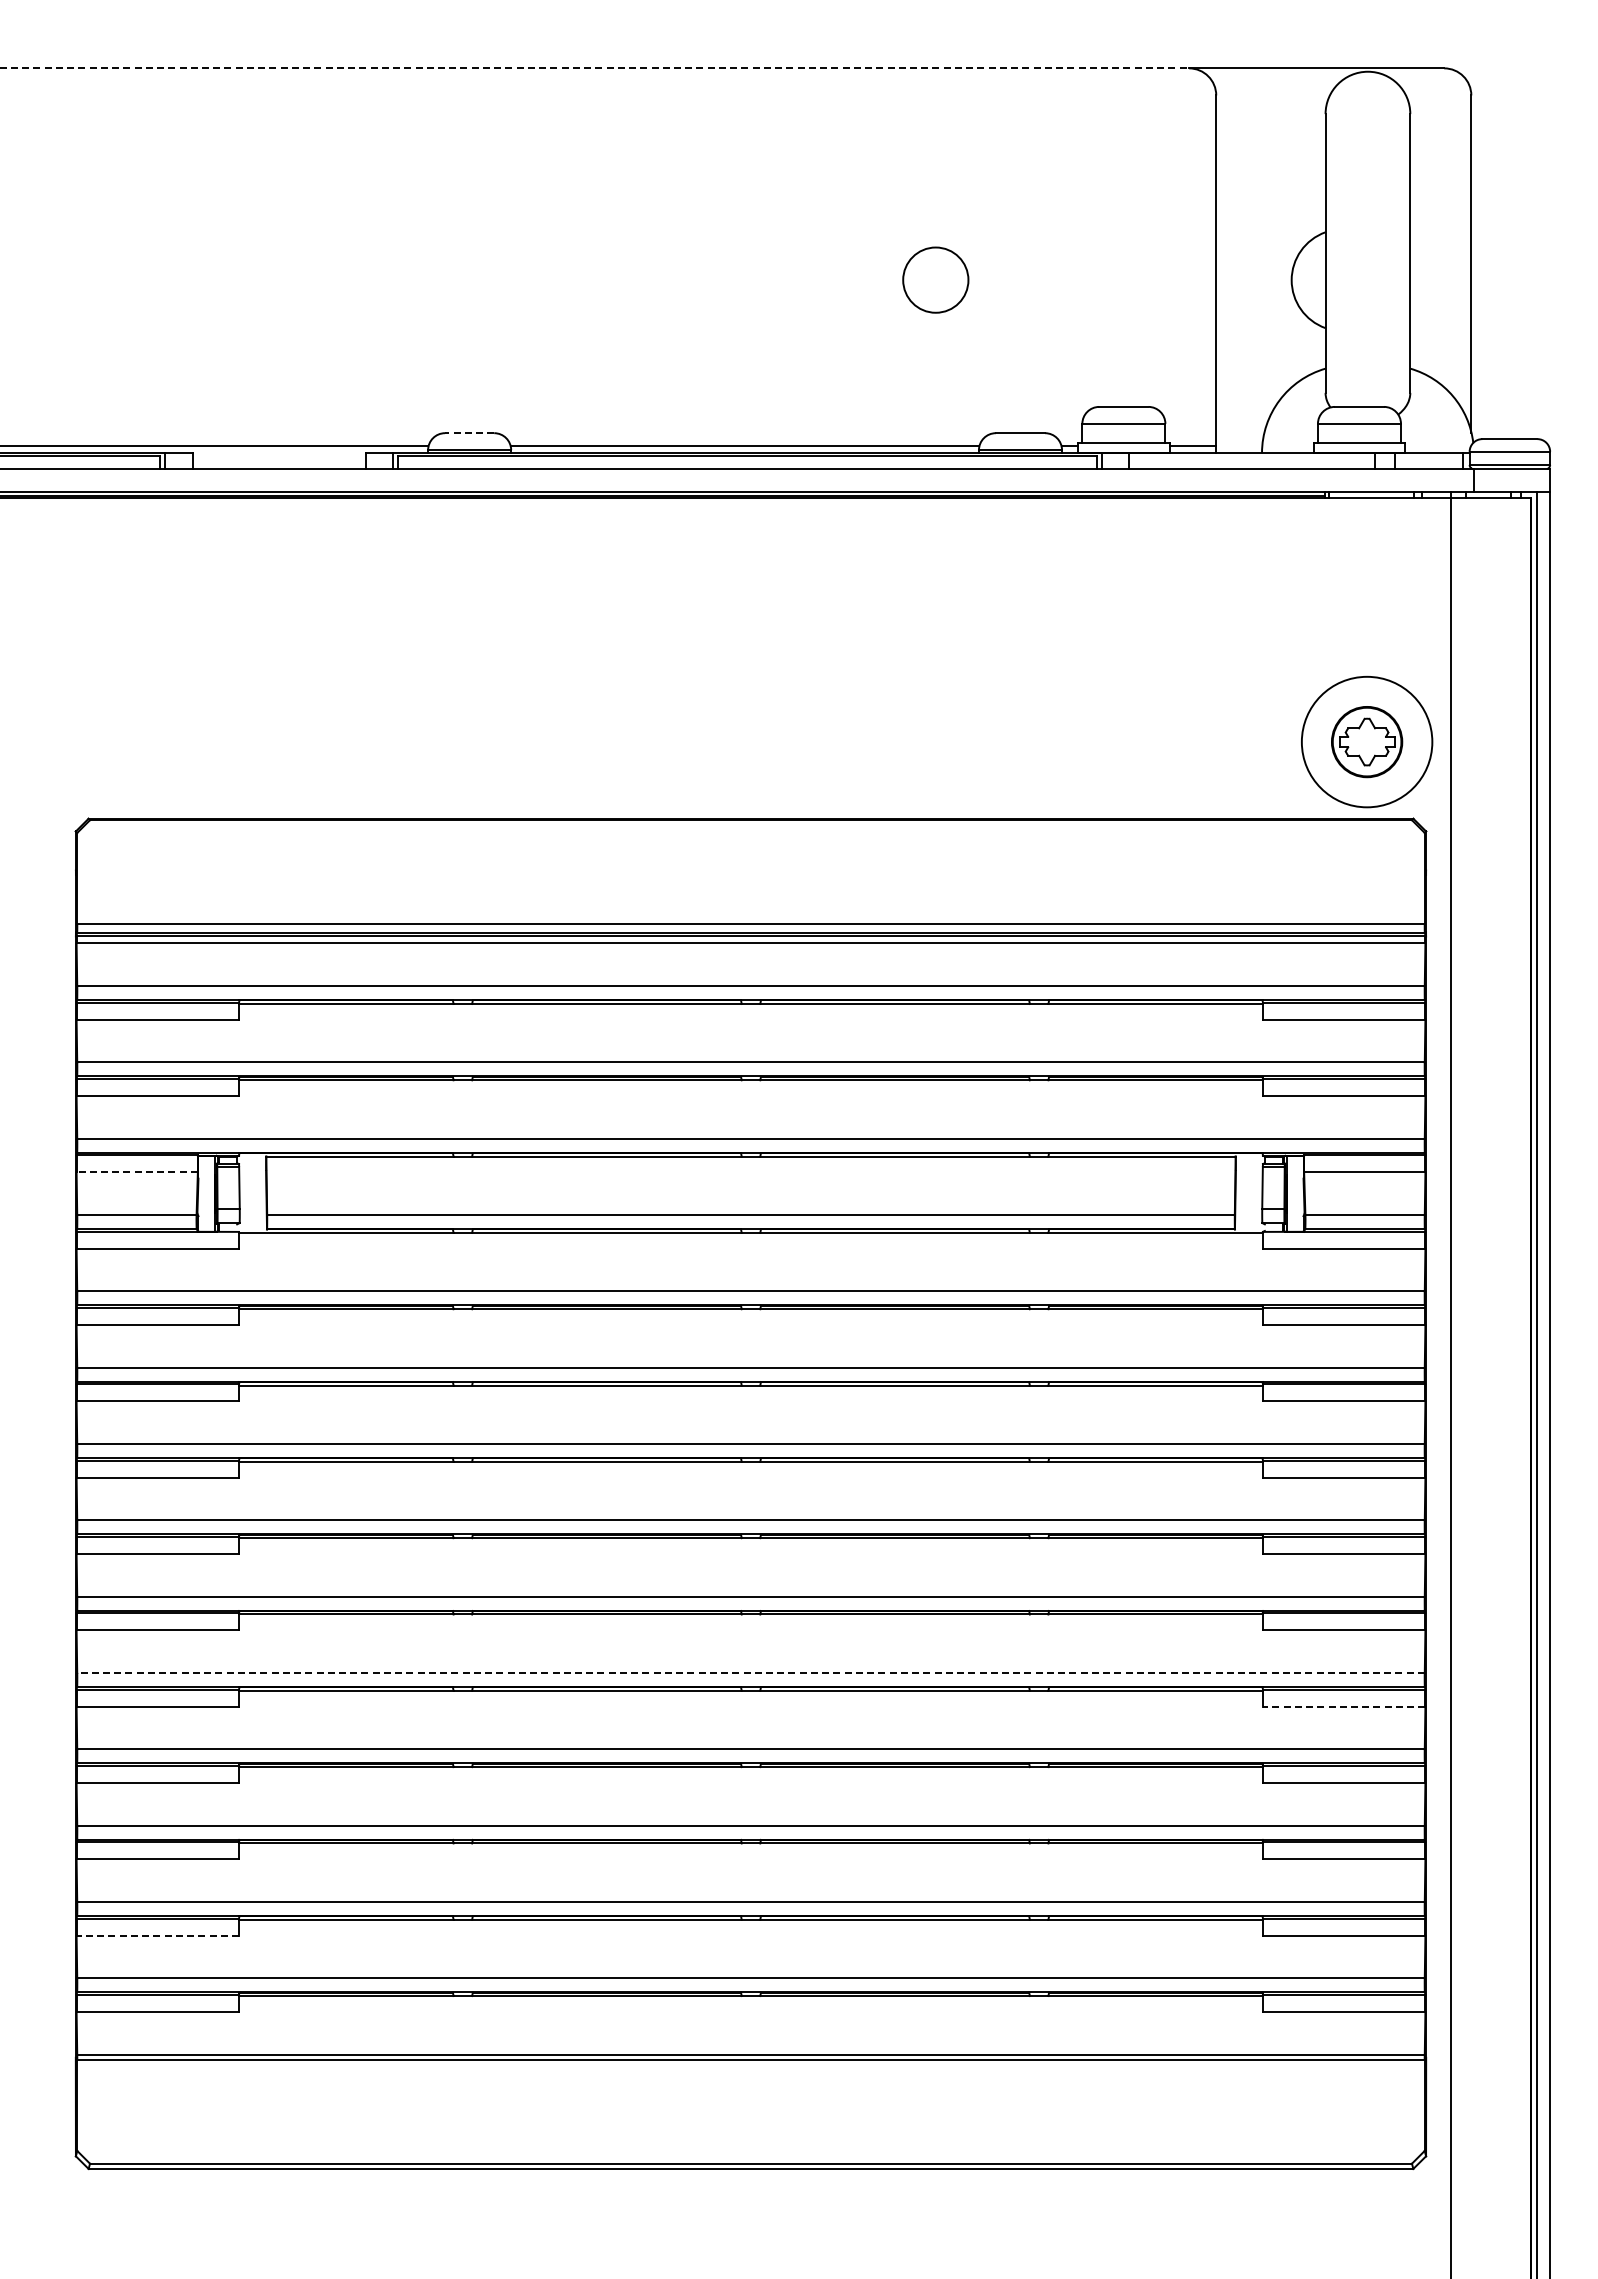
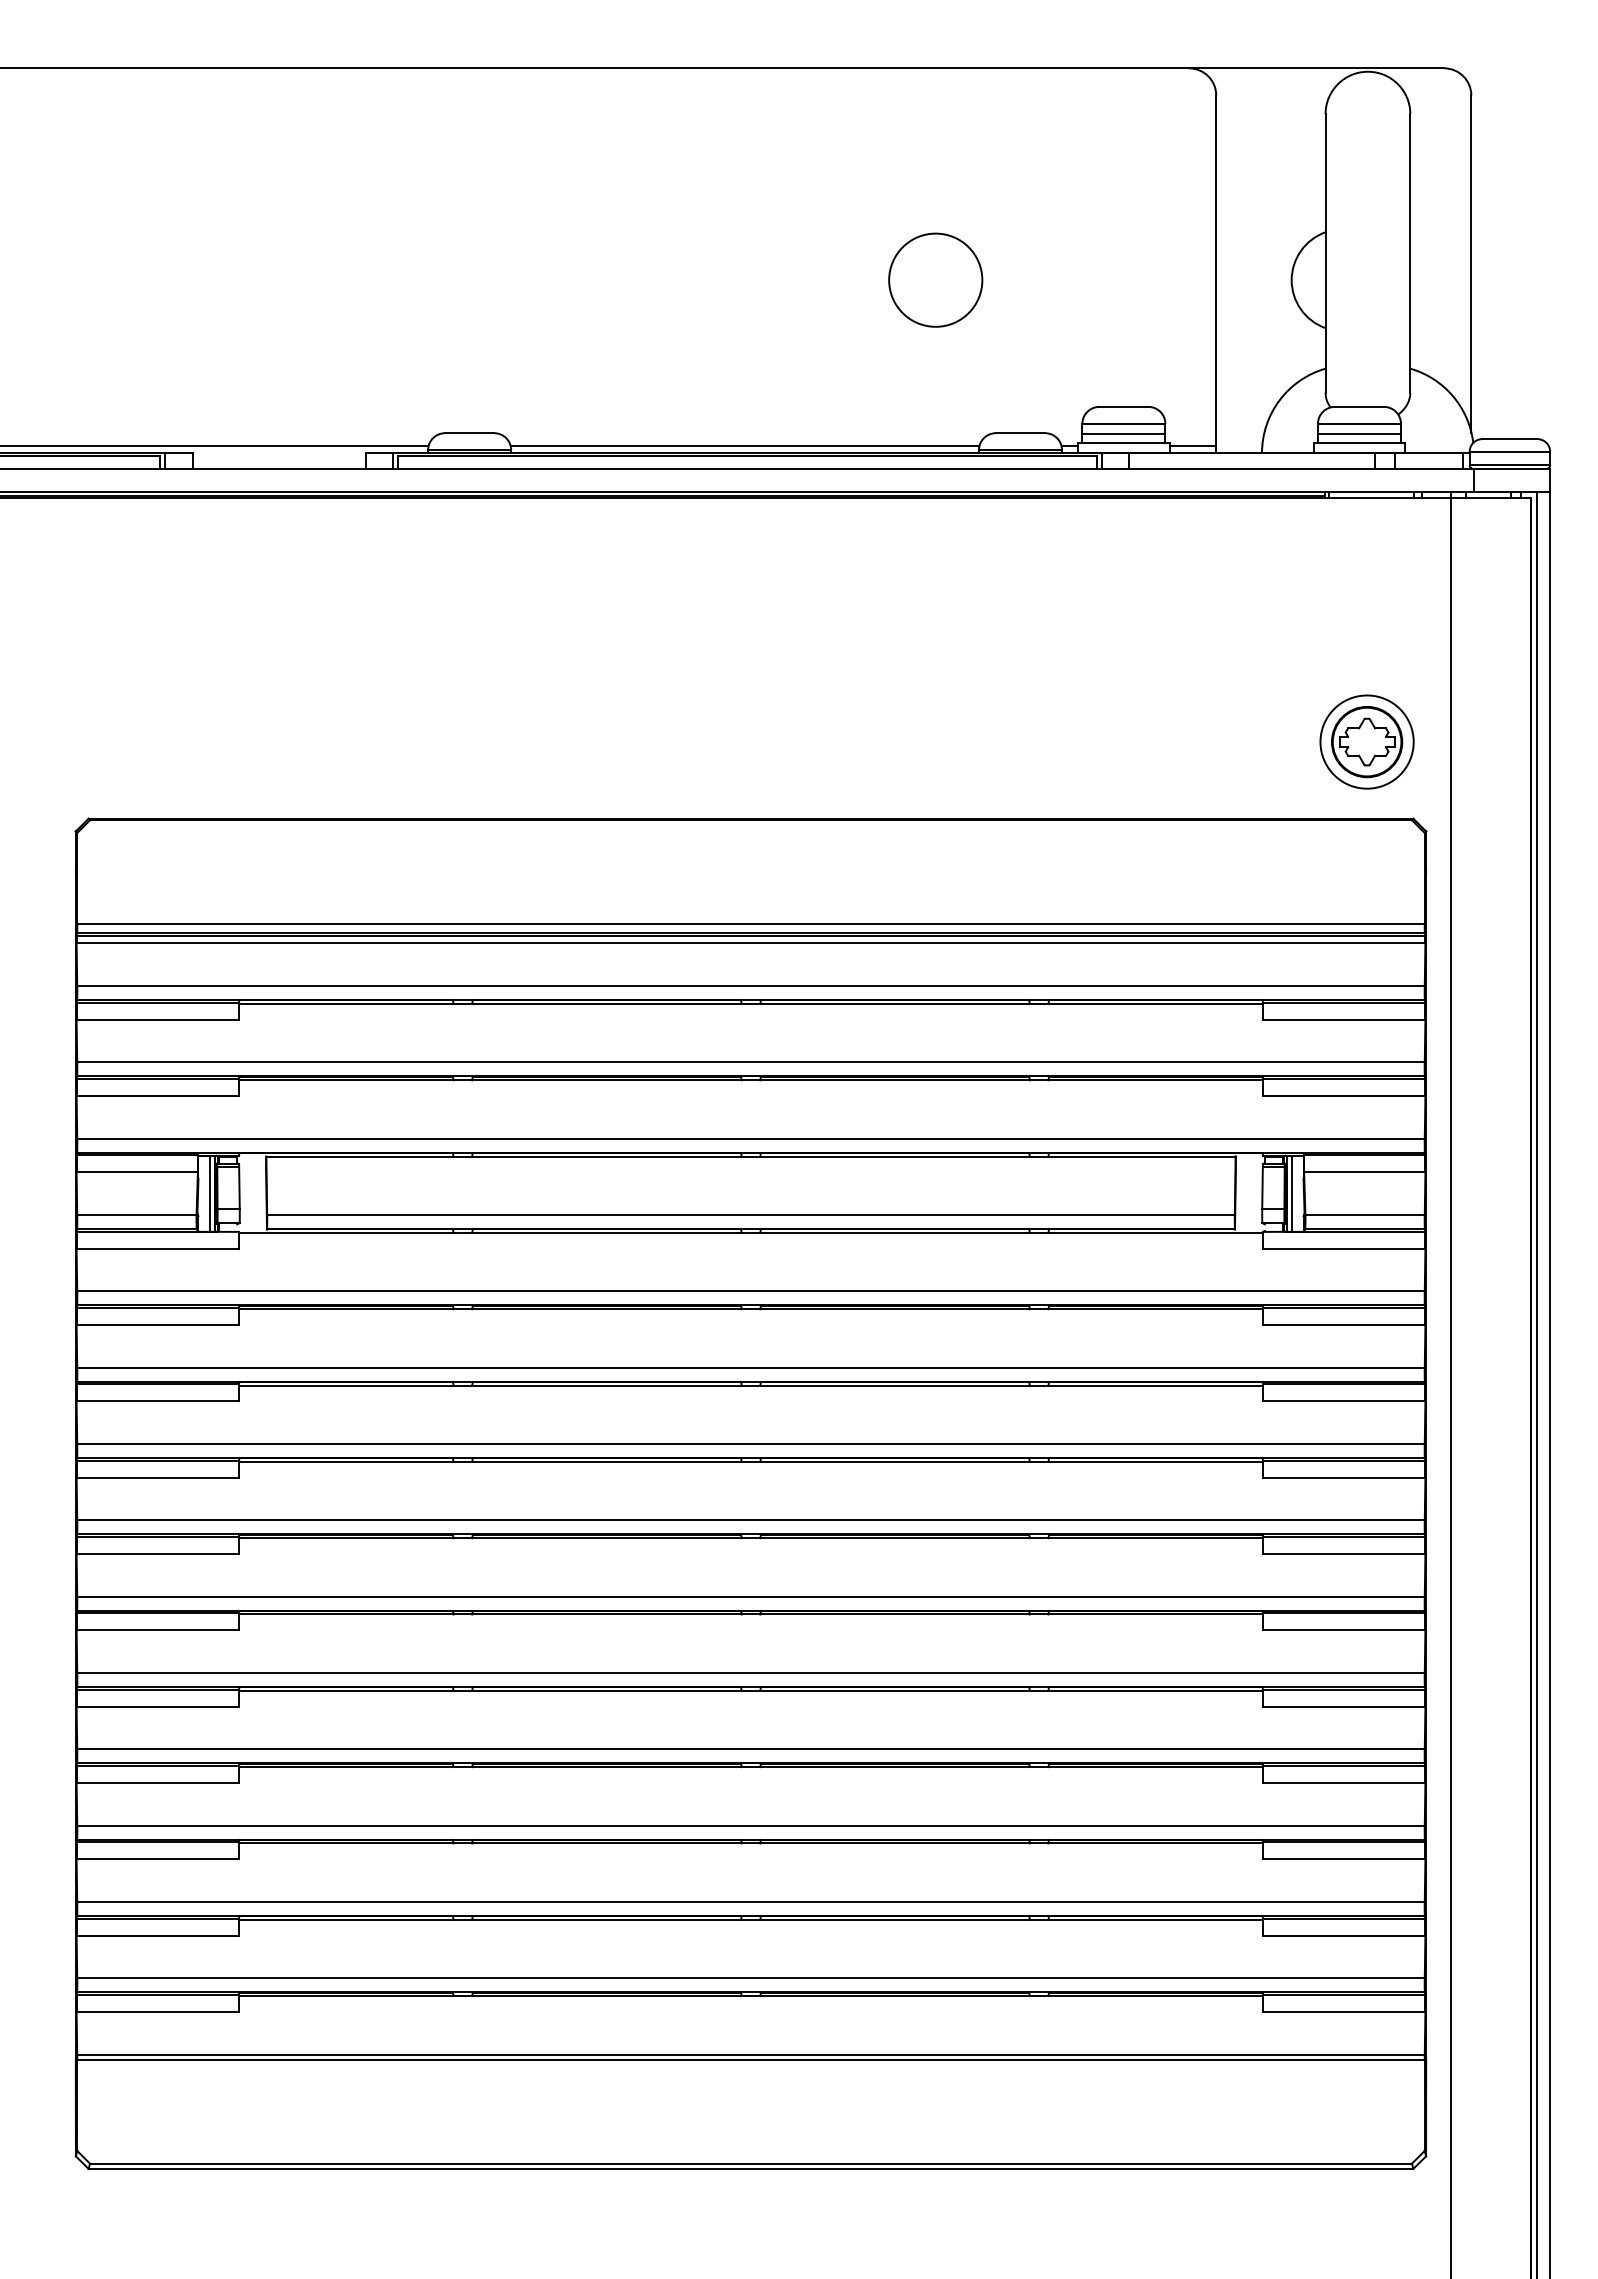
line: dashed -> solid (595, 68)
circle size: 68x68 px -> 96x96 px (935, 279)
line: dashed -> solid (469, 433)
line: none -> present (1123, 434)
line: none -> present (1359, 434)
circle diameter: 131 px -> 93 px (1366, 741)
line: dashed -> solid (137, 1172)
line: none -> present (210, 1193)
line: none -> present (1291, 1193)
line: dashed -> solid (751, 1672)
line: dashed -> solid (1343, 1706)
line: dashed -> solid (157, 1935)
